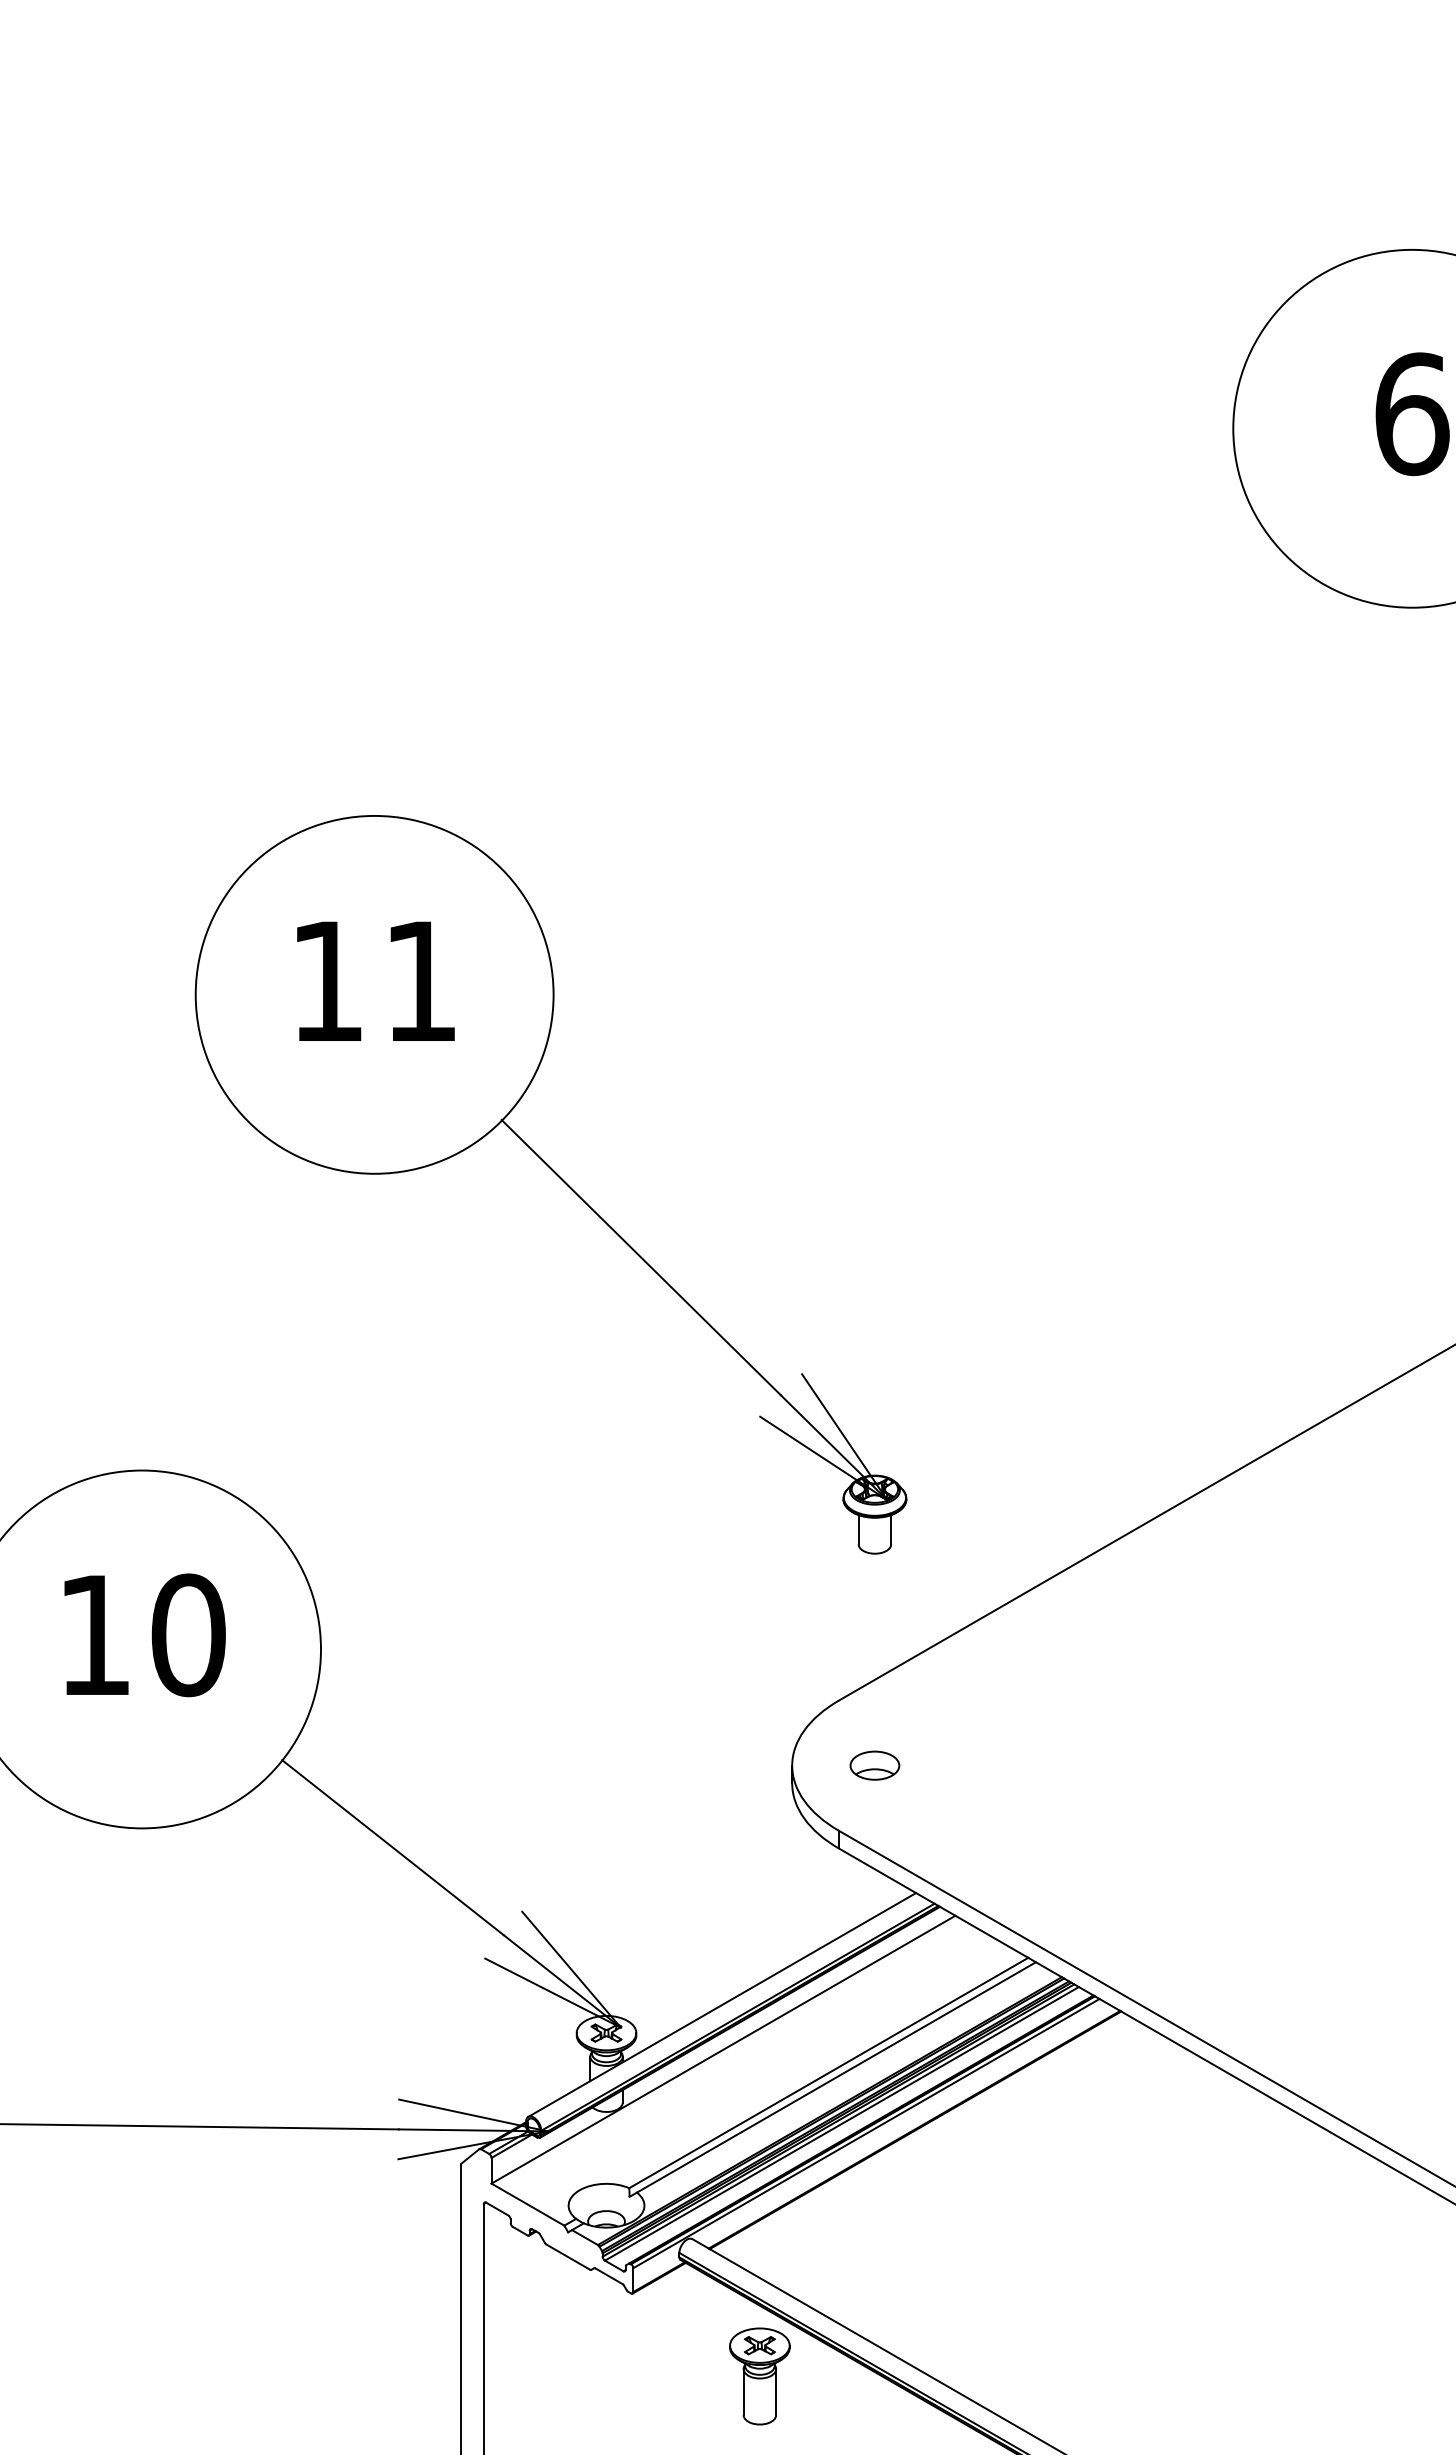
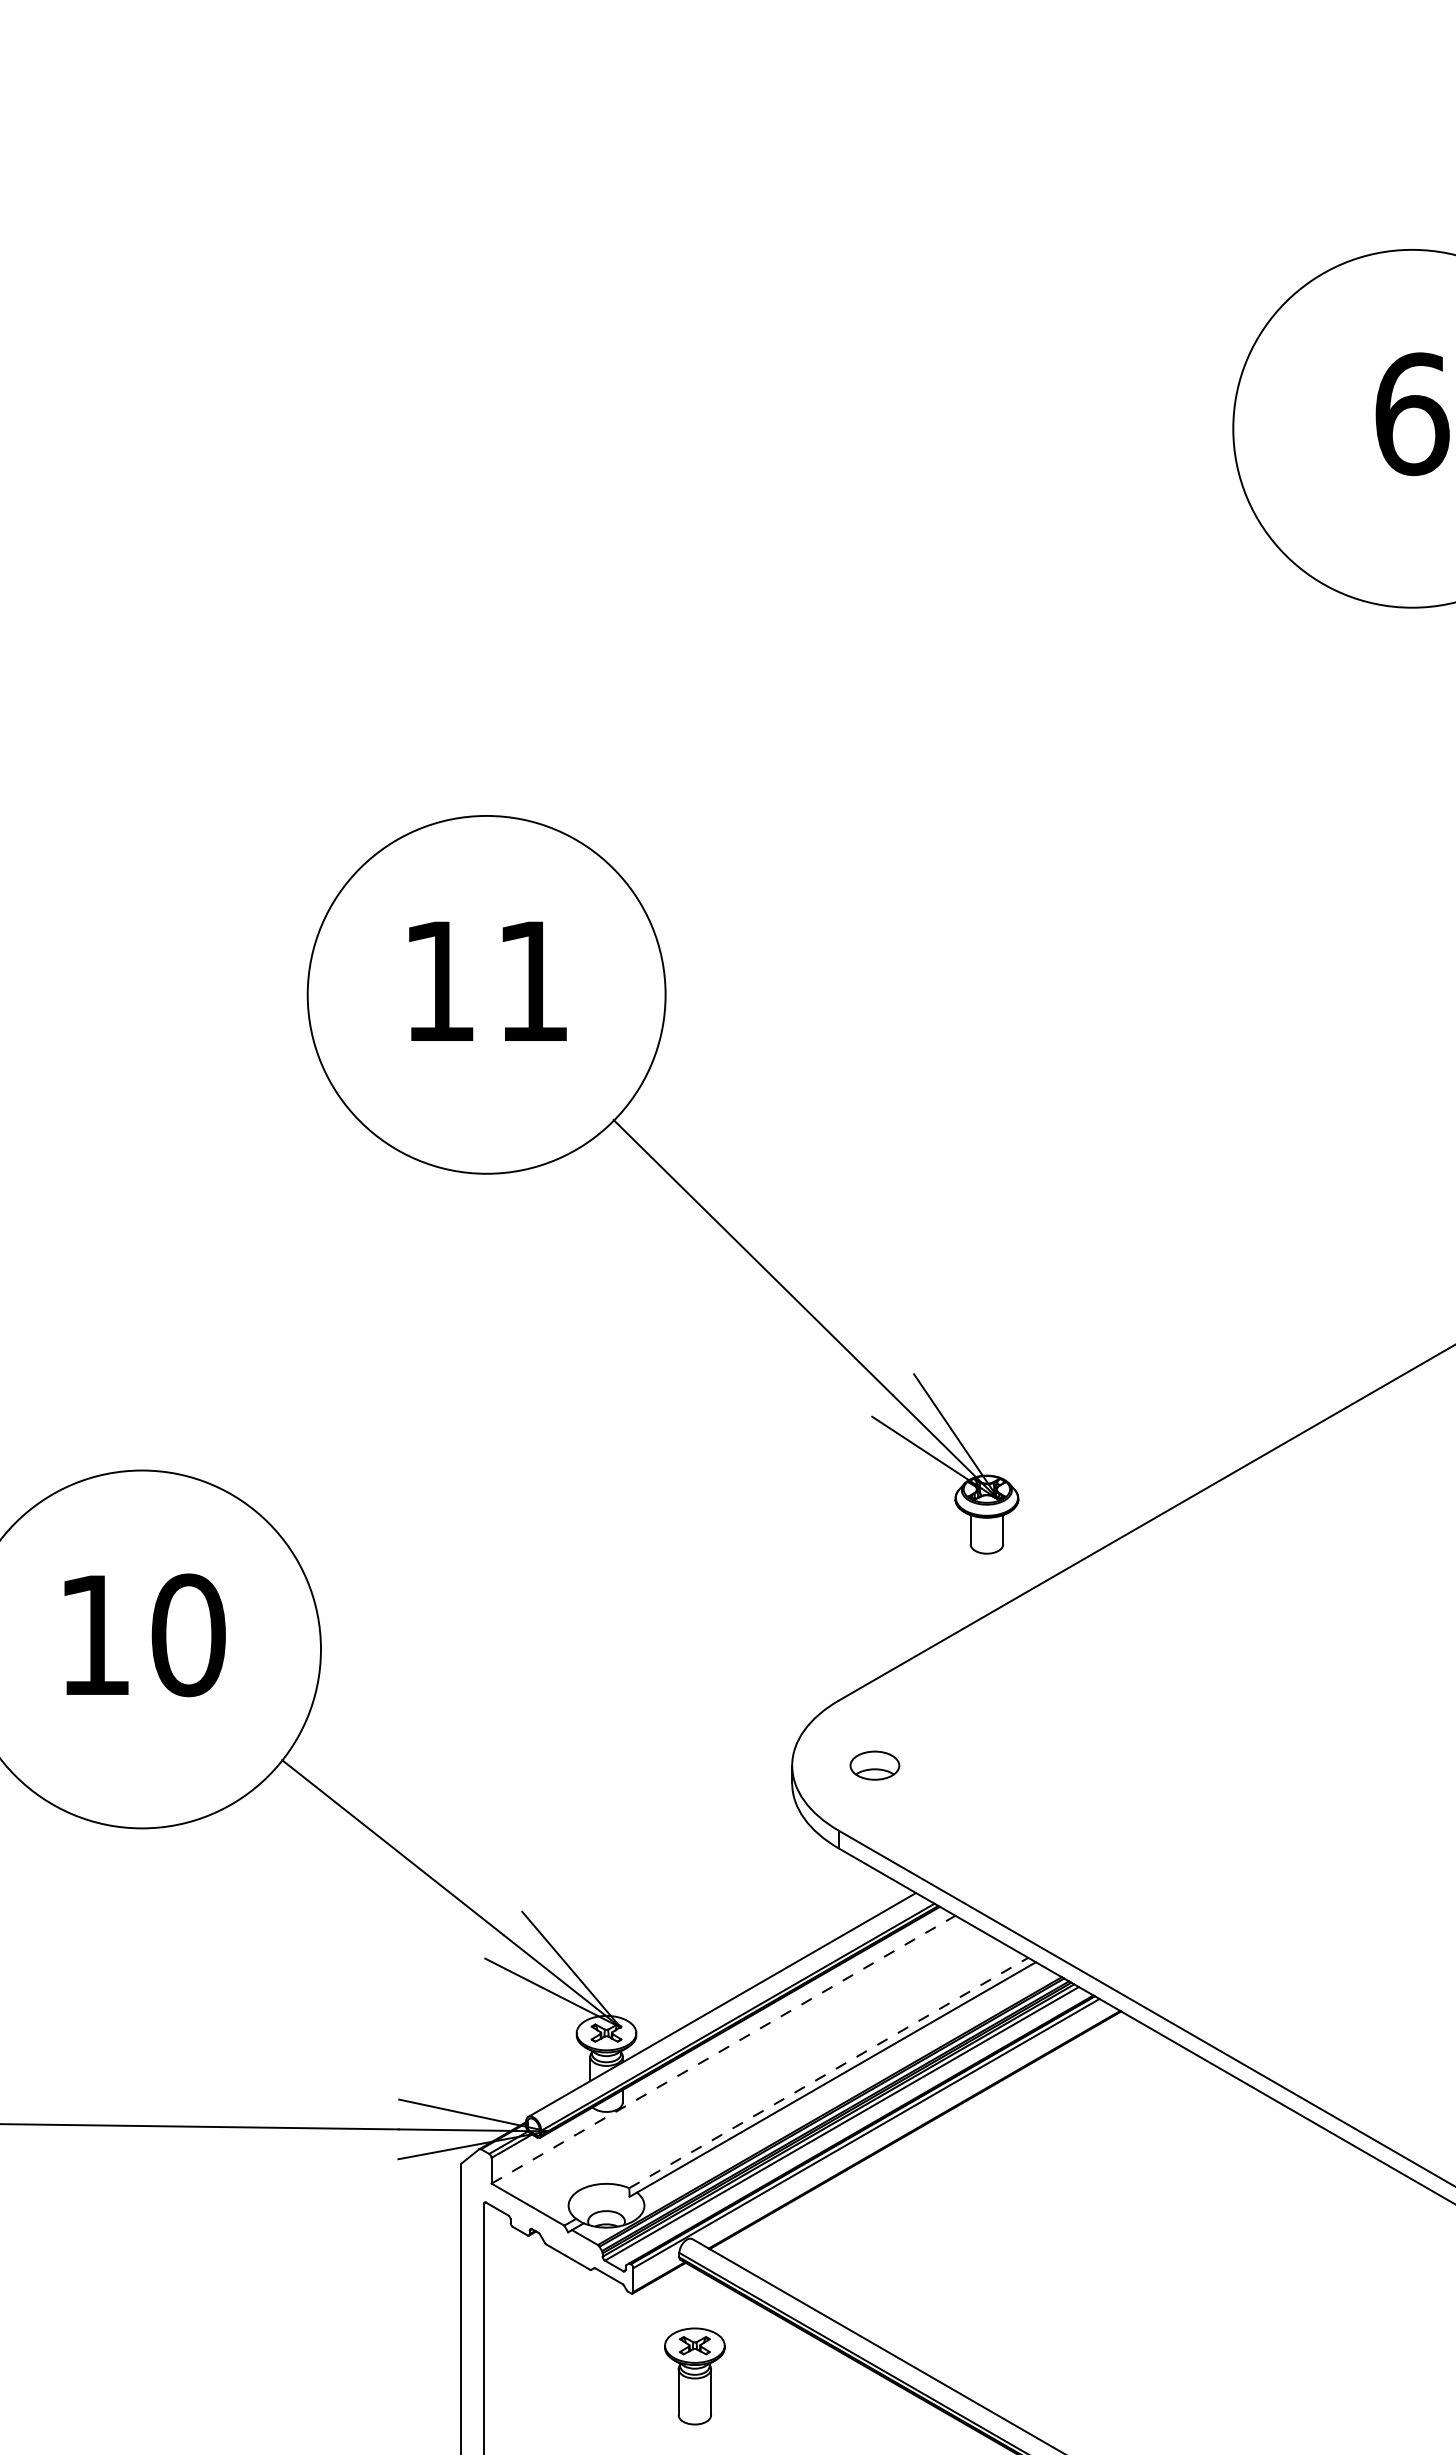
part position: (557, 1176) -> (669, 1176) (669, 1176)
line: solid -> dashed (723, 2049)
line: solid -> dashed (829, 2072)
part position: (759, 2376) -> (694, 2376) (694, 2376)
